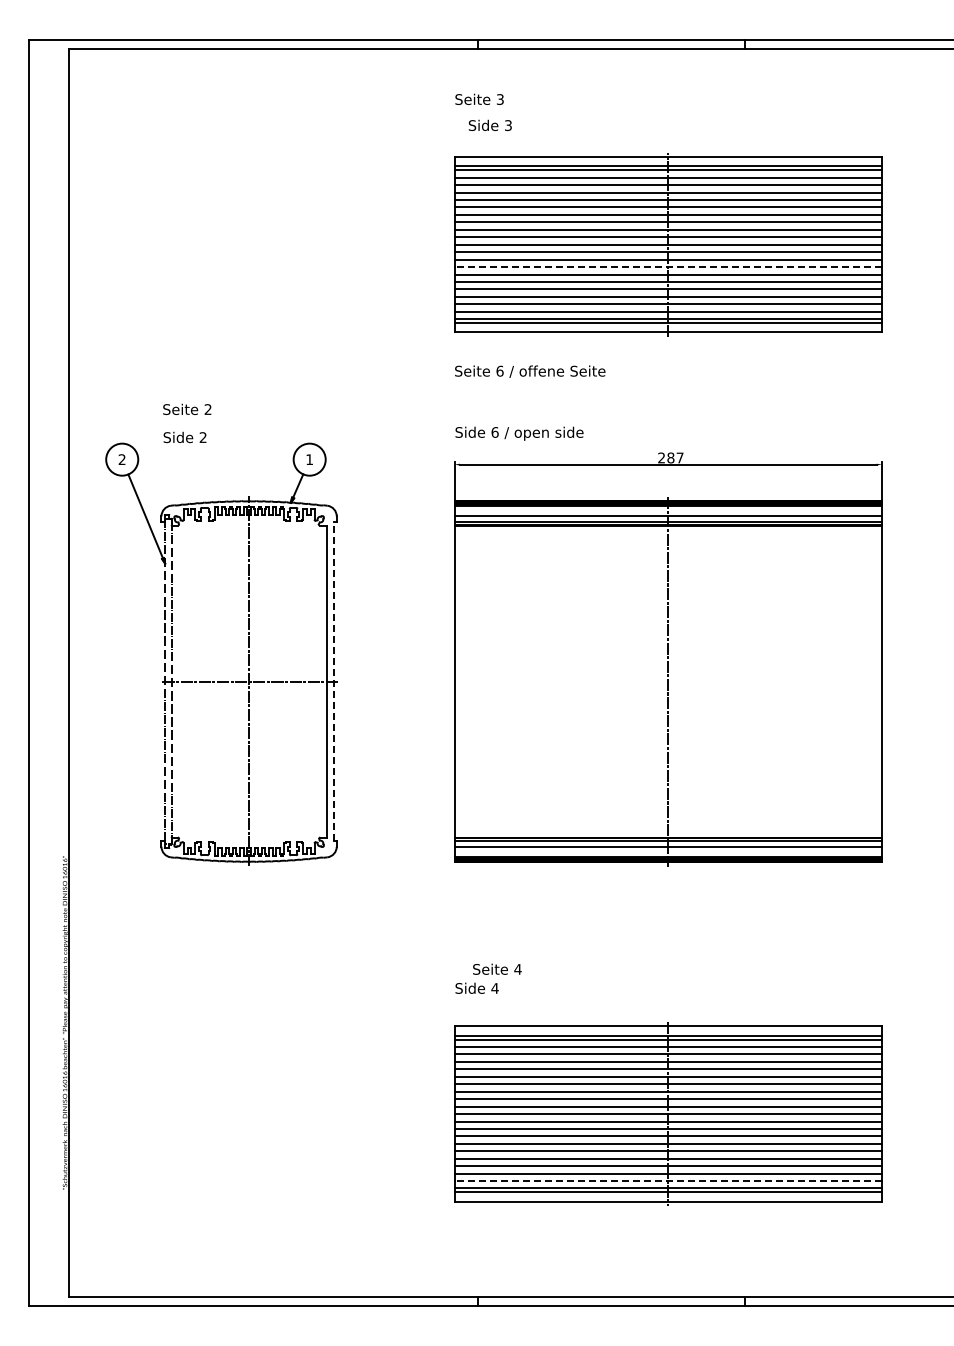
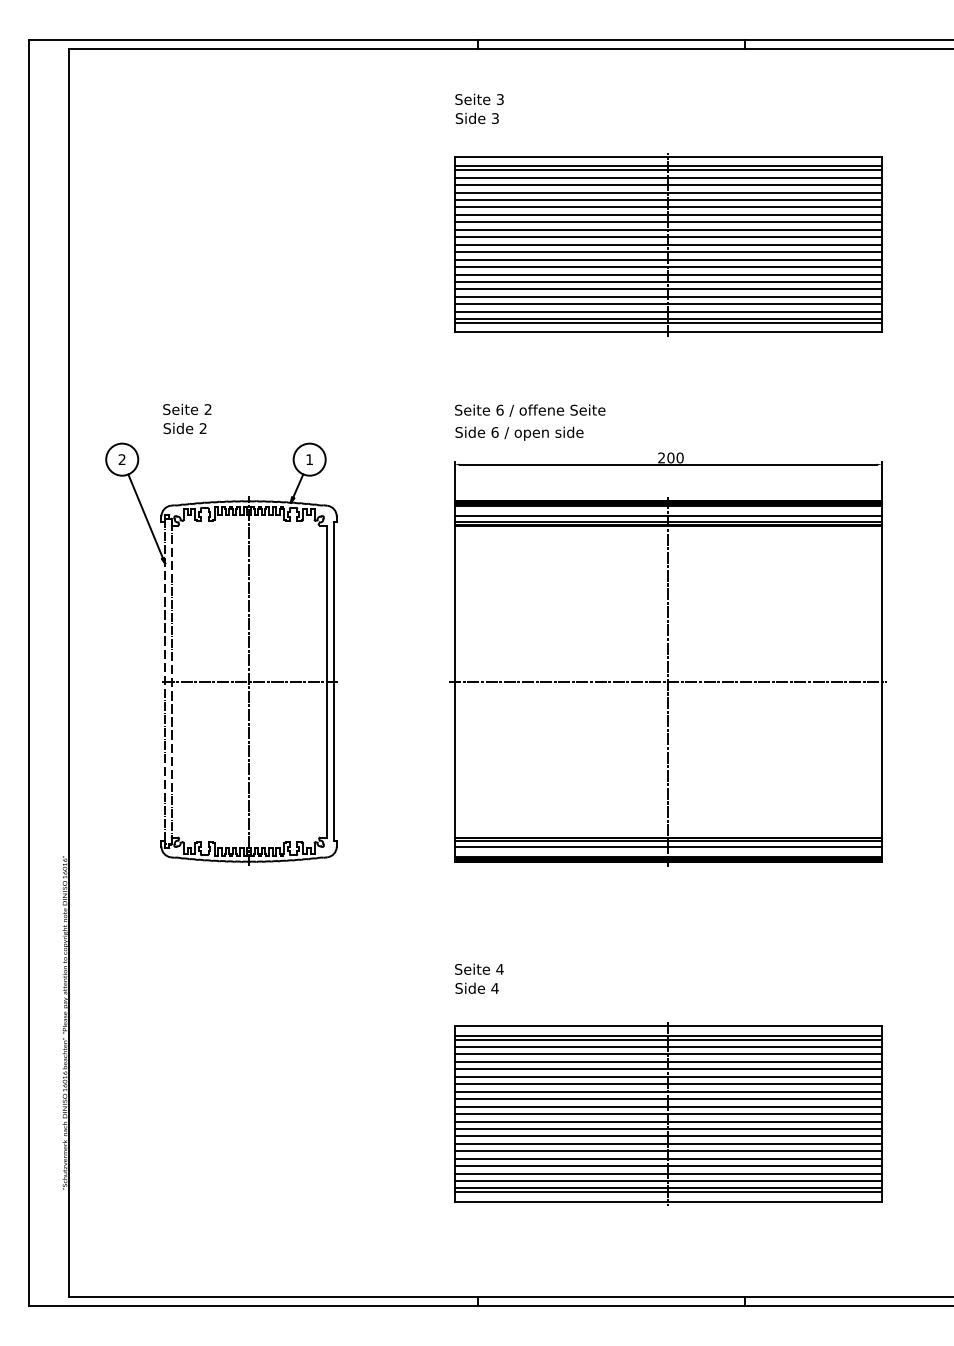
text position: (489, 124) -> (476, 117) (476, 117)
line: dashed -> solid (668, 267)
text position: (530, 371) -> (530, 410) (530, 410)
text position: (184, 437) -> (184, 428) (184, 428)
text: 287 -> 200 (675, 457)
line: dashed -> solid (333, 681)
line: none -> present (668, 681)
text position: (497, 968) -> (479, 968) (479, 968)
line: dashed -> solid (668, 1181)
